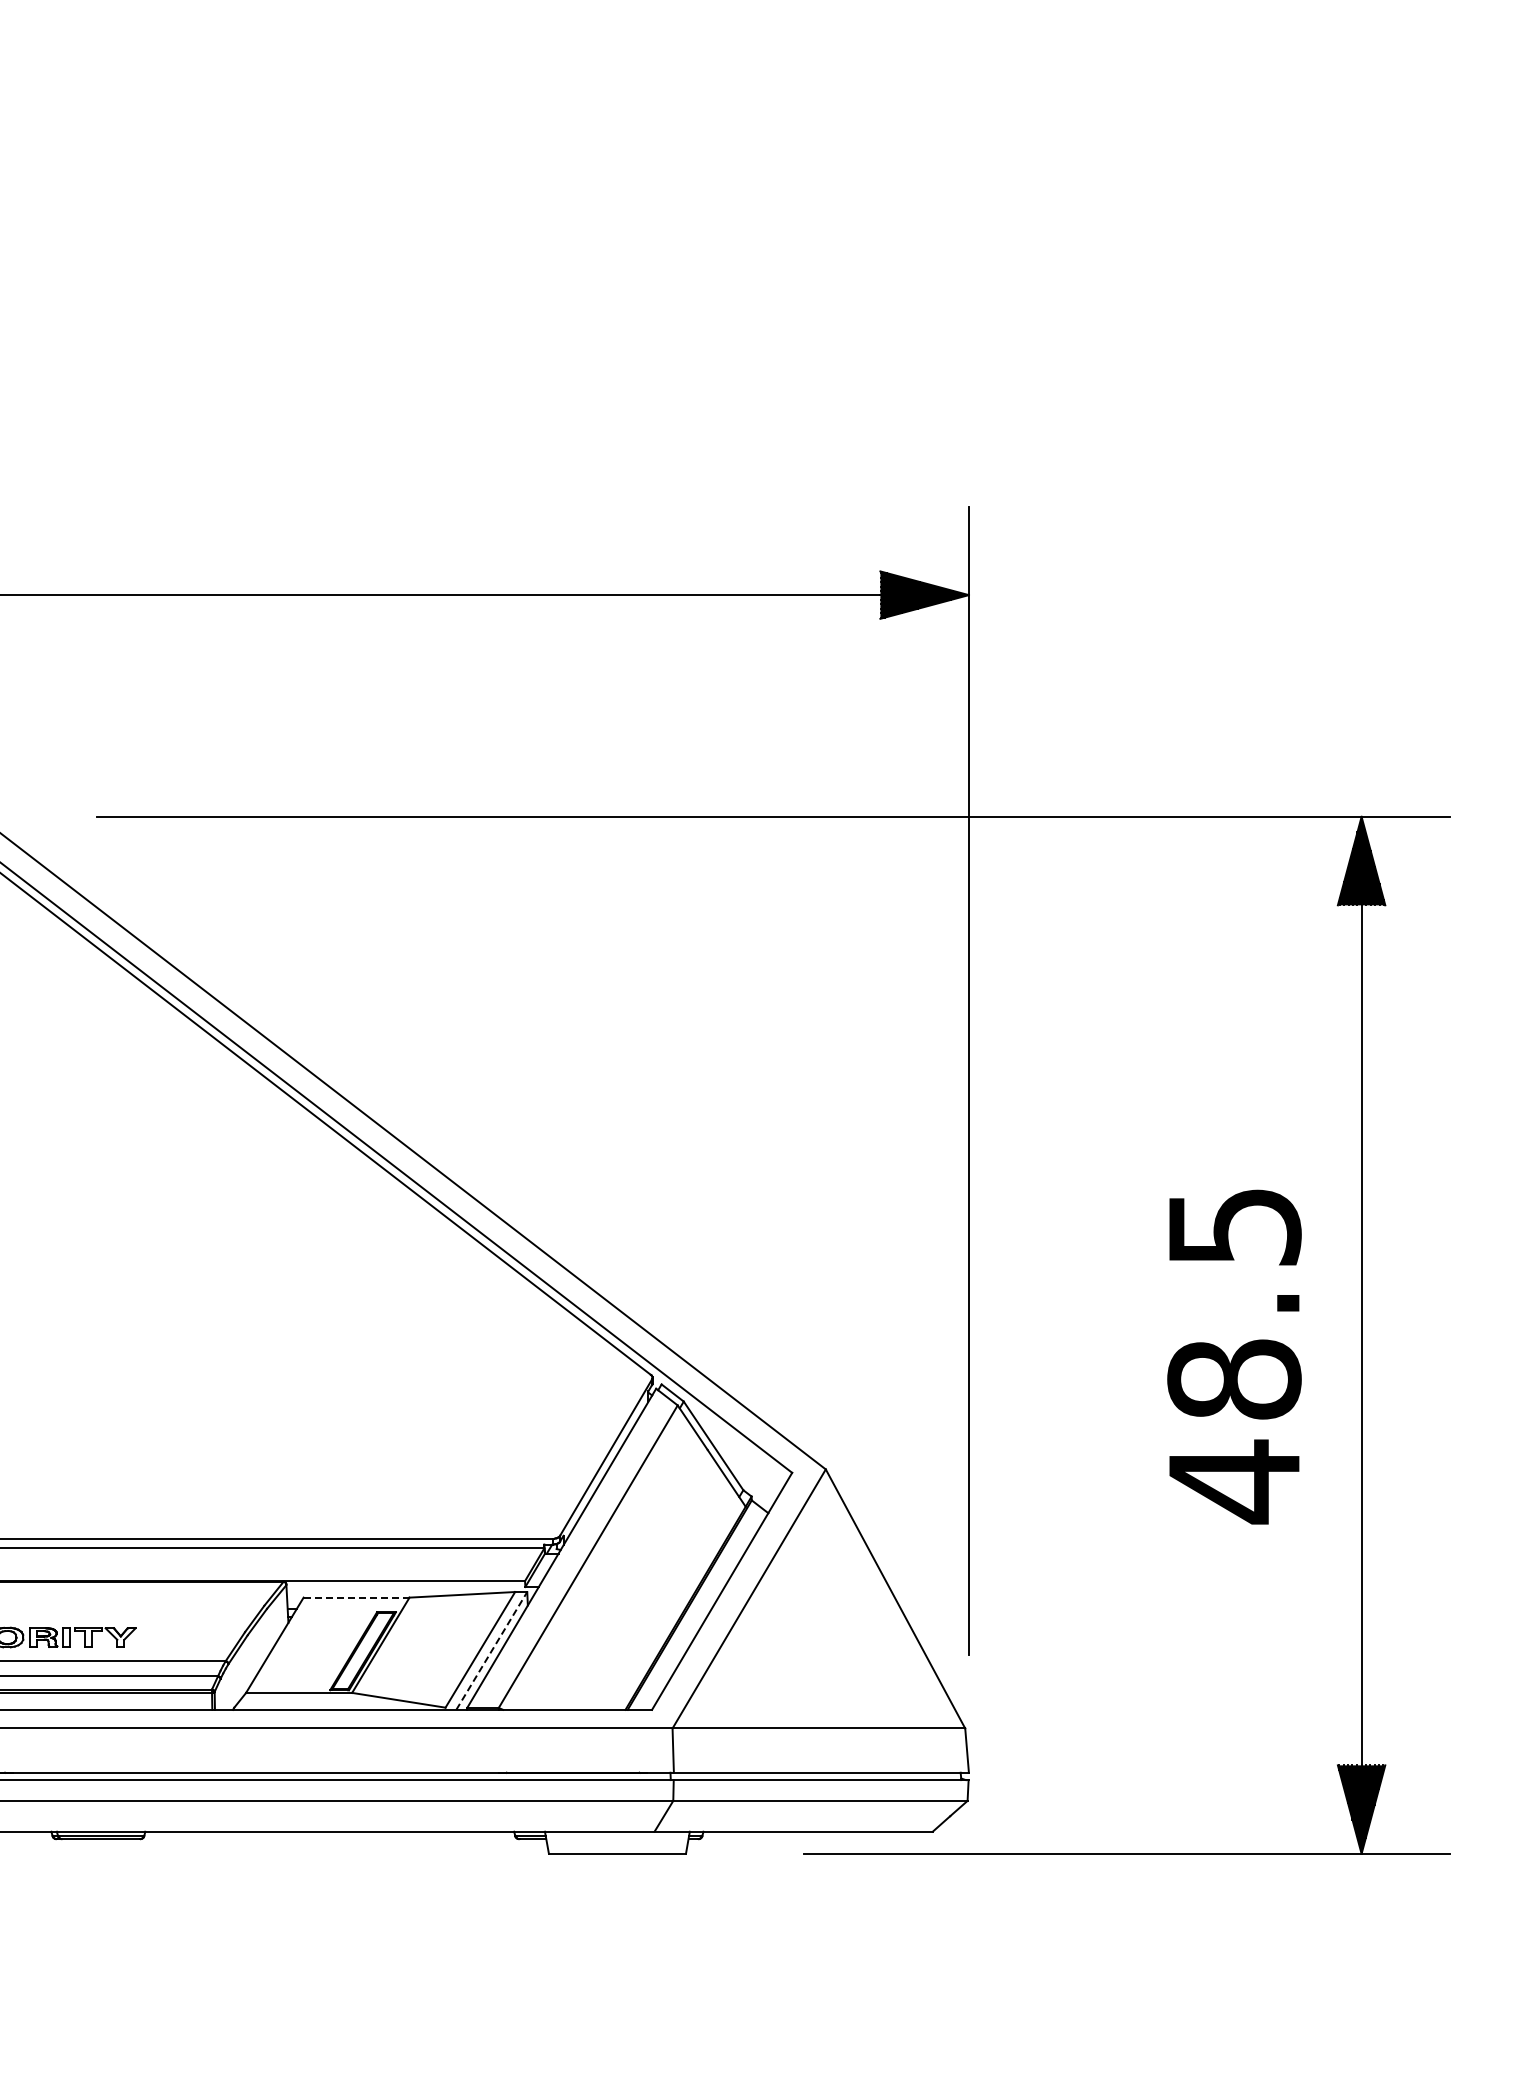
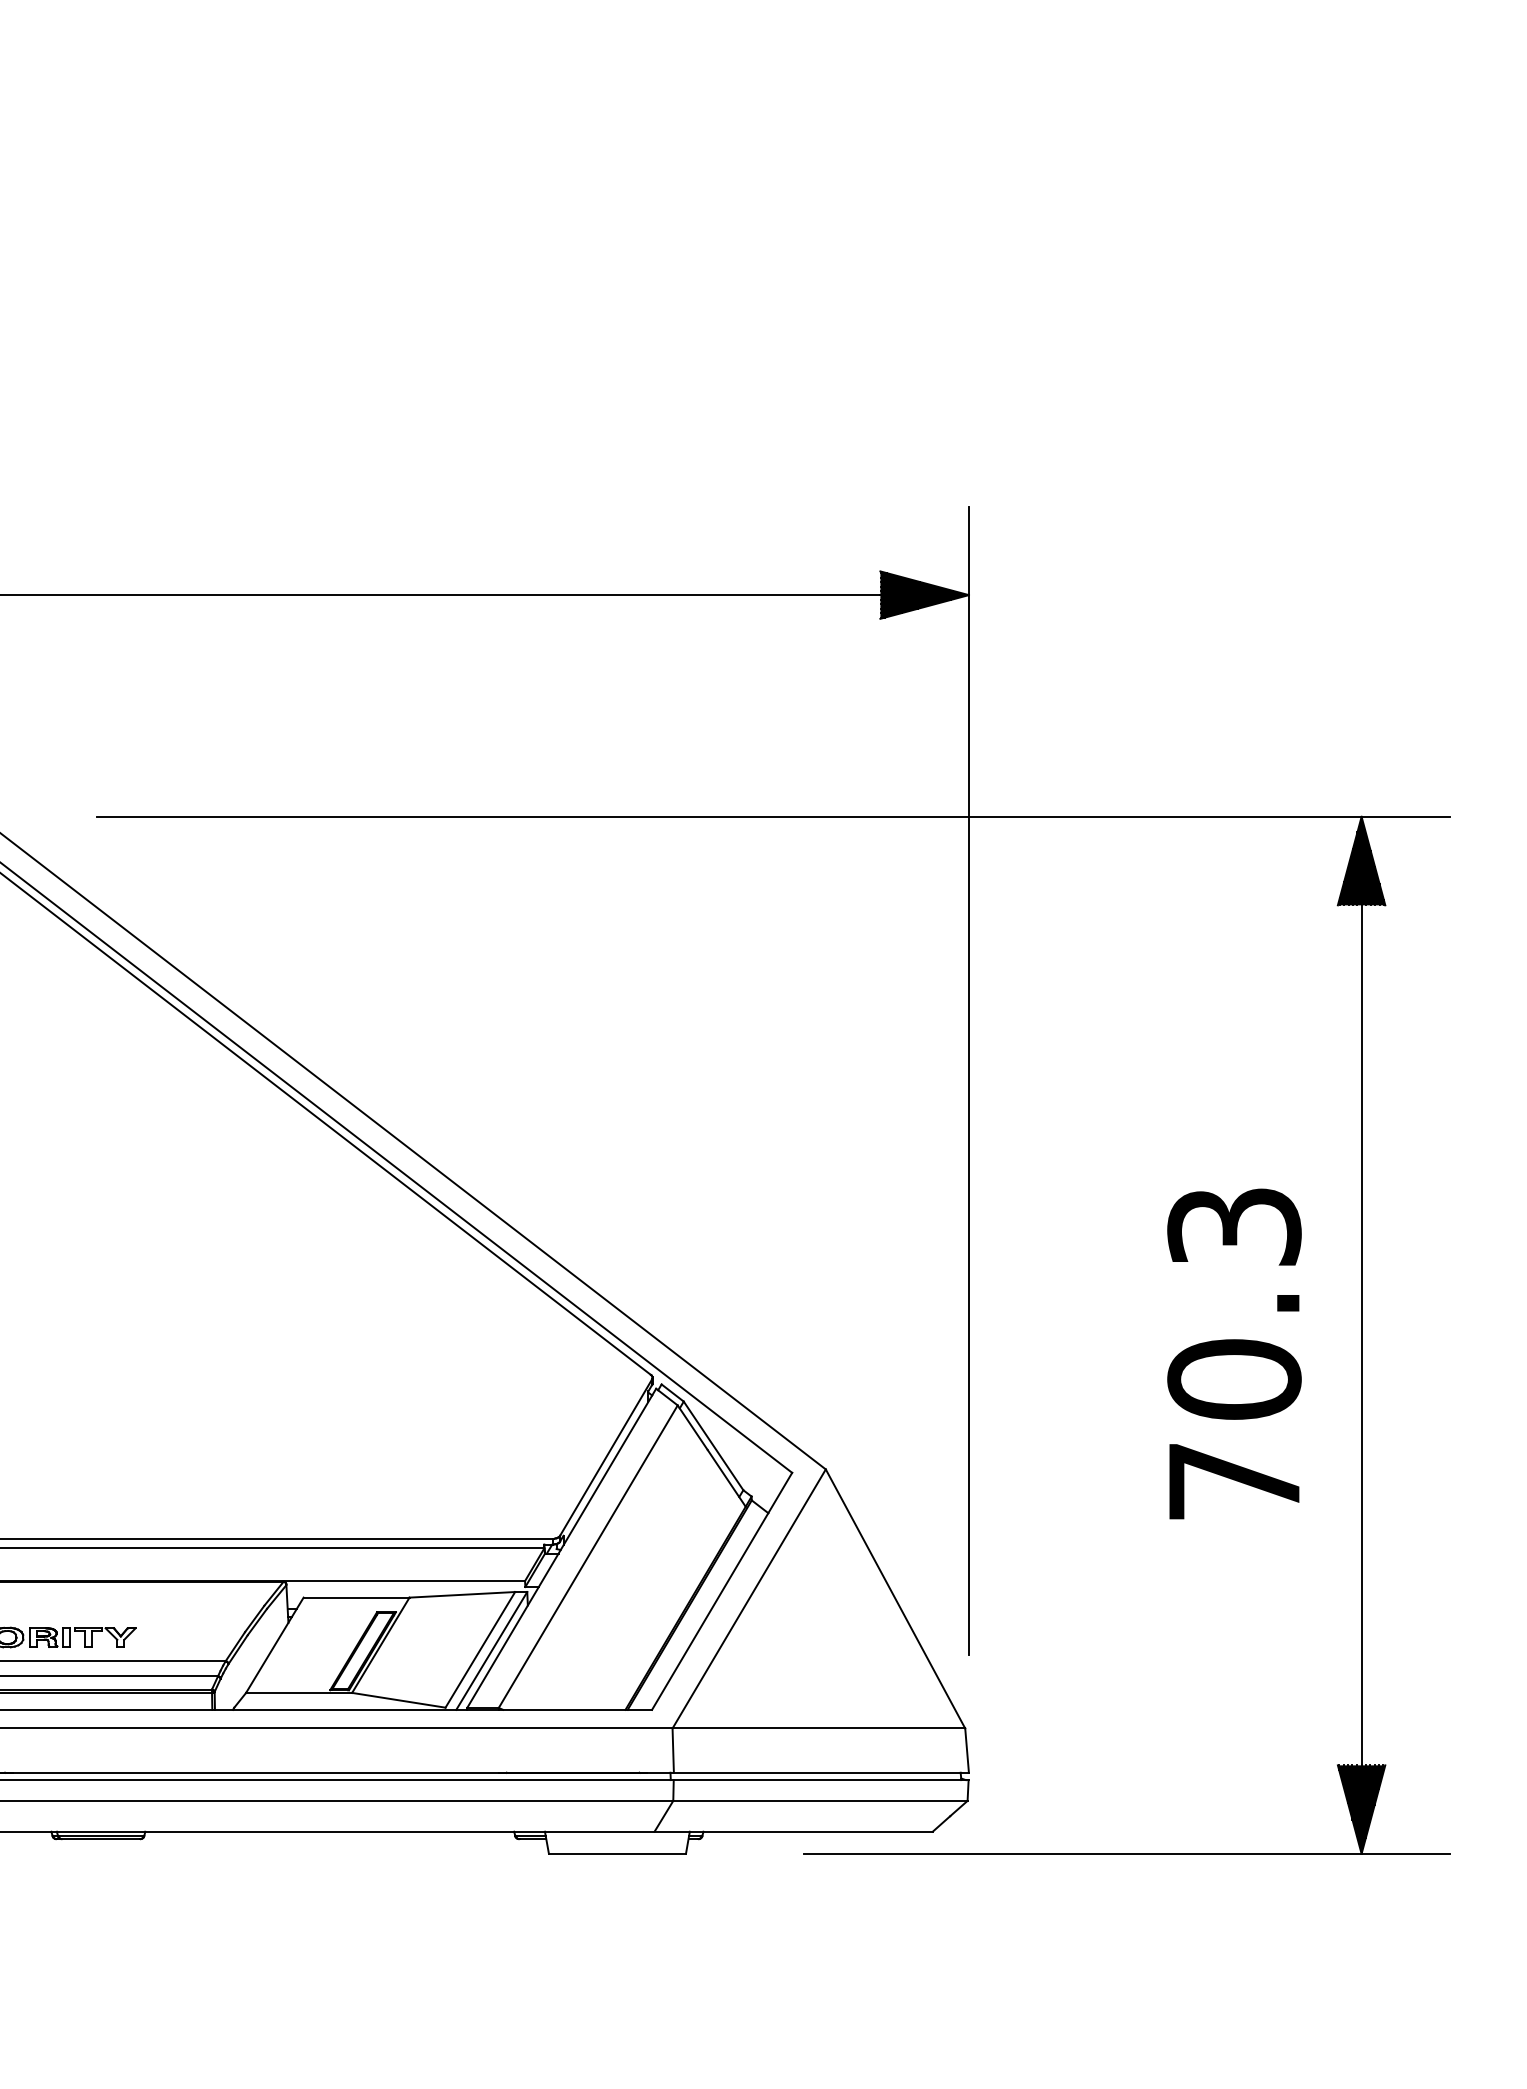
text: 48.5 -> 70.3 (1234, 1356)
line: dashed -> solid (356, 1597)
line: dashed -> solid (491, 1650)
